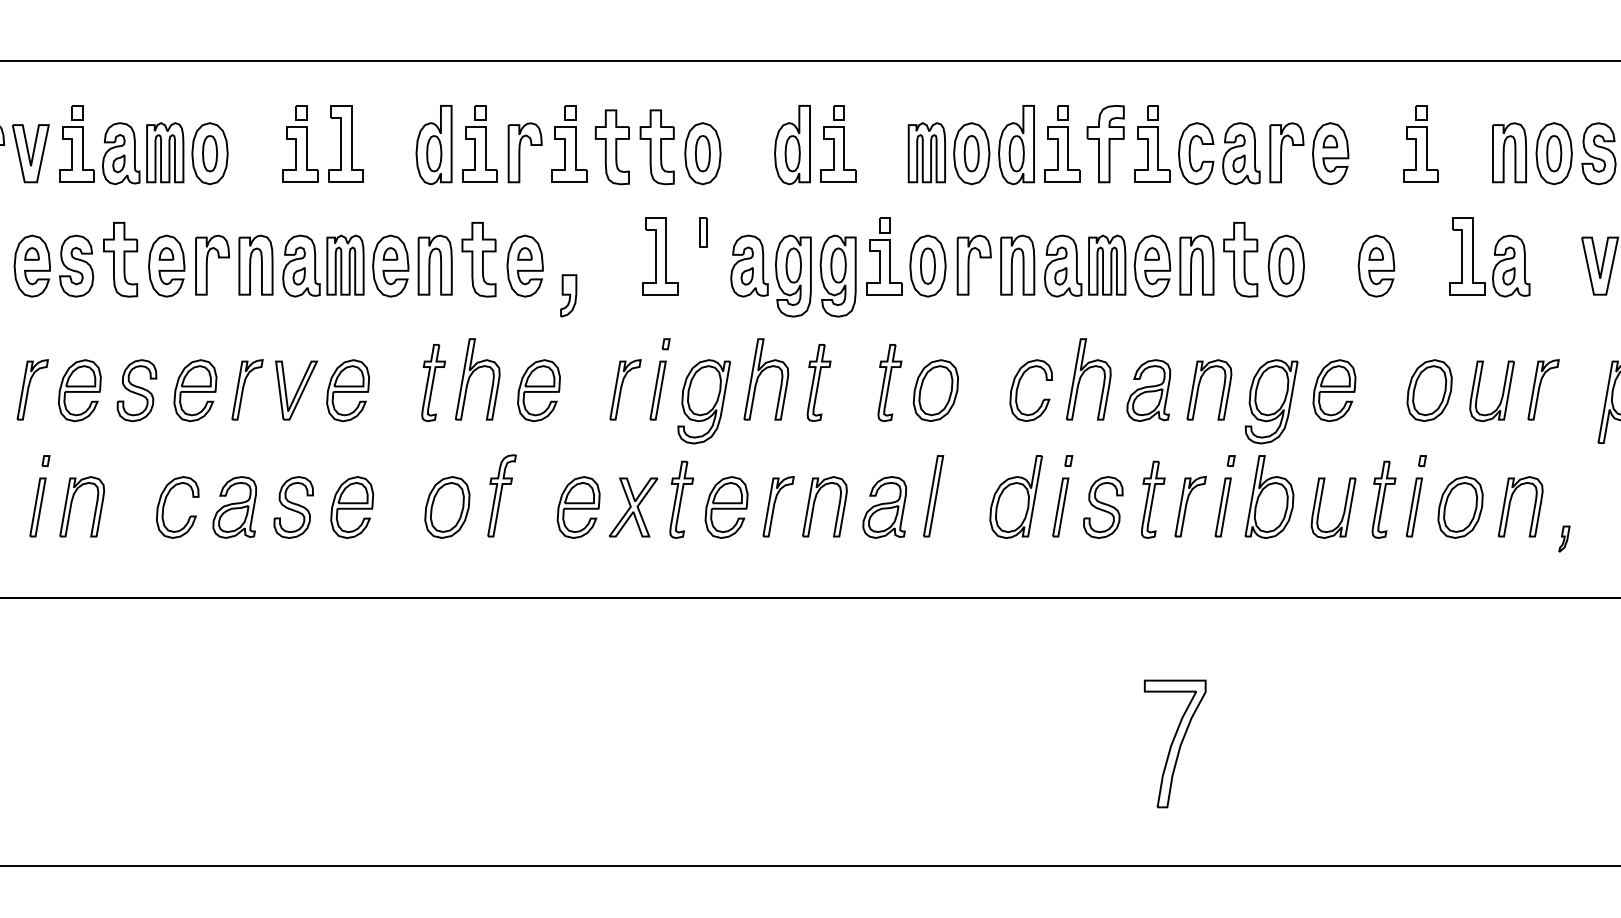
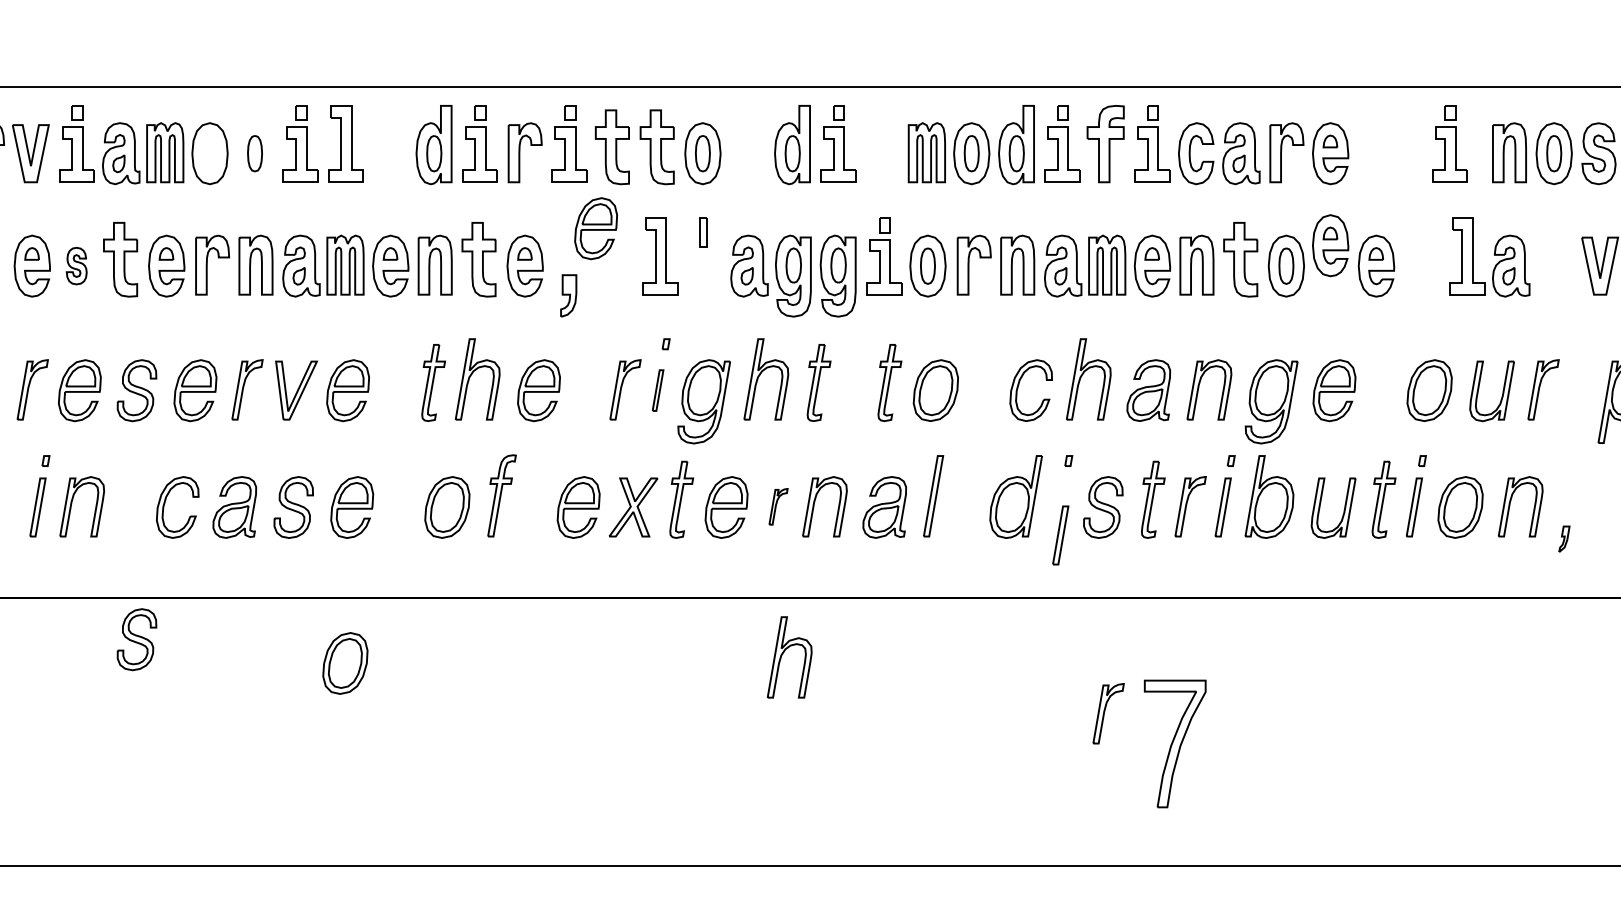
line position: (809, 61) -> (809, 87) (809, 87)
part position: (1420, 143) -> (1449, 143) (1449, 143)
part position: (209, 153) -> (254, 153) (254, 153)
part: none -> present (595, 228)
part: none -> present (1330, 245)
part size: 36x64 px -> 23x40 px (76, 265)
part size: 18x61 px -> 14x43 px (657, 390)
part size: 33x62 px -> 21x38 px (778, 506)
part position: (1060, 507) -> (1060, 535) (1060, 535)
part: none -> present (136, 639)
part: none -> present (783, 654)
part: none -> present (345, 663)
part: none -> present (1108, 713)
